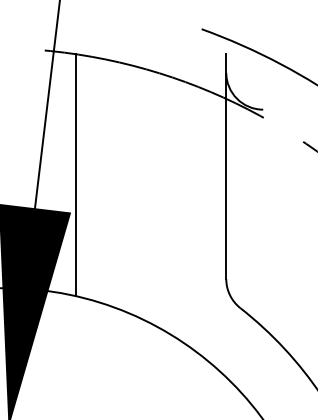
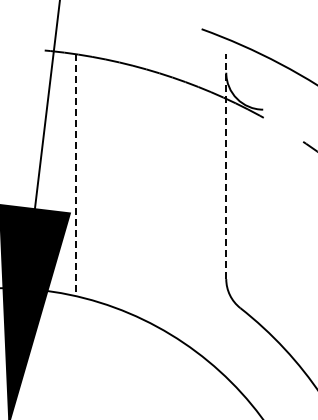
line: solid -> dashed (226, 166)
line: solid -> dashed (76, 175)
